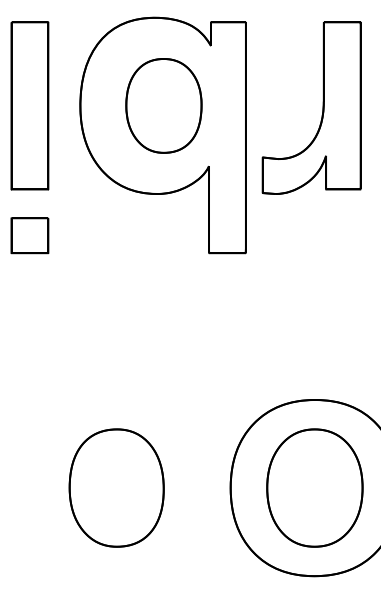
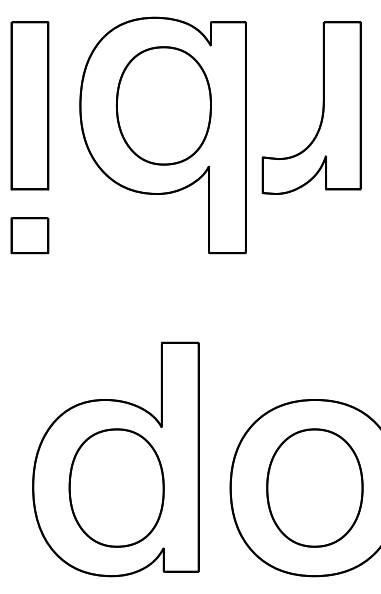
part size: 78x96 px -> 96x120 px (163, 105)
part: none -> present (115, 459)
